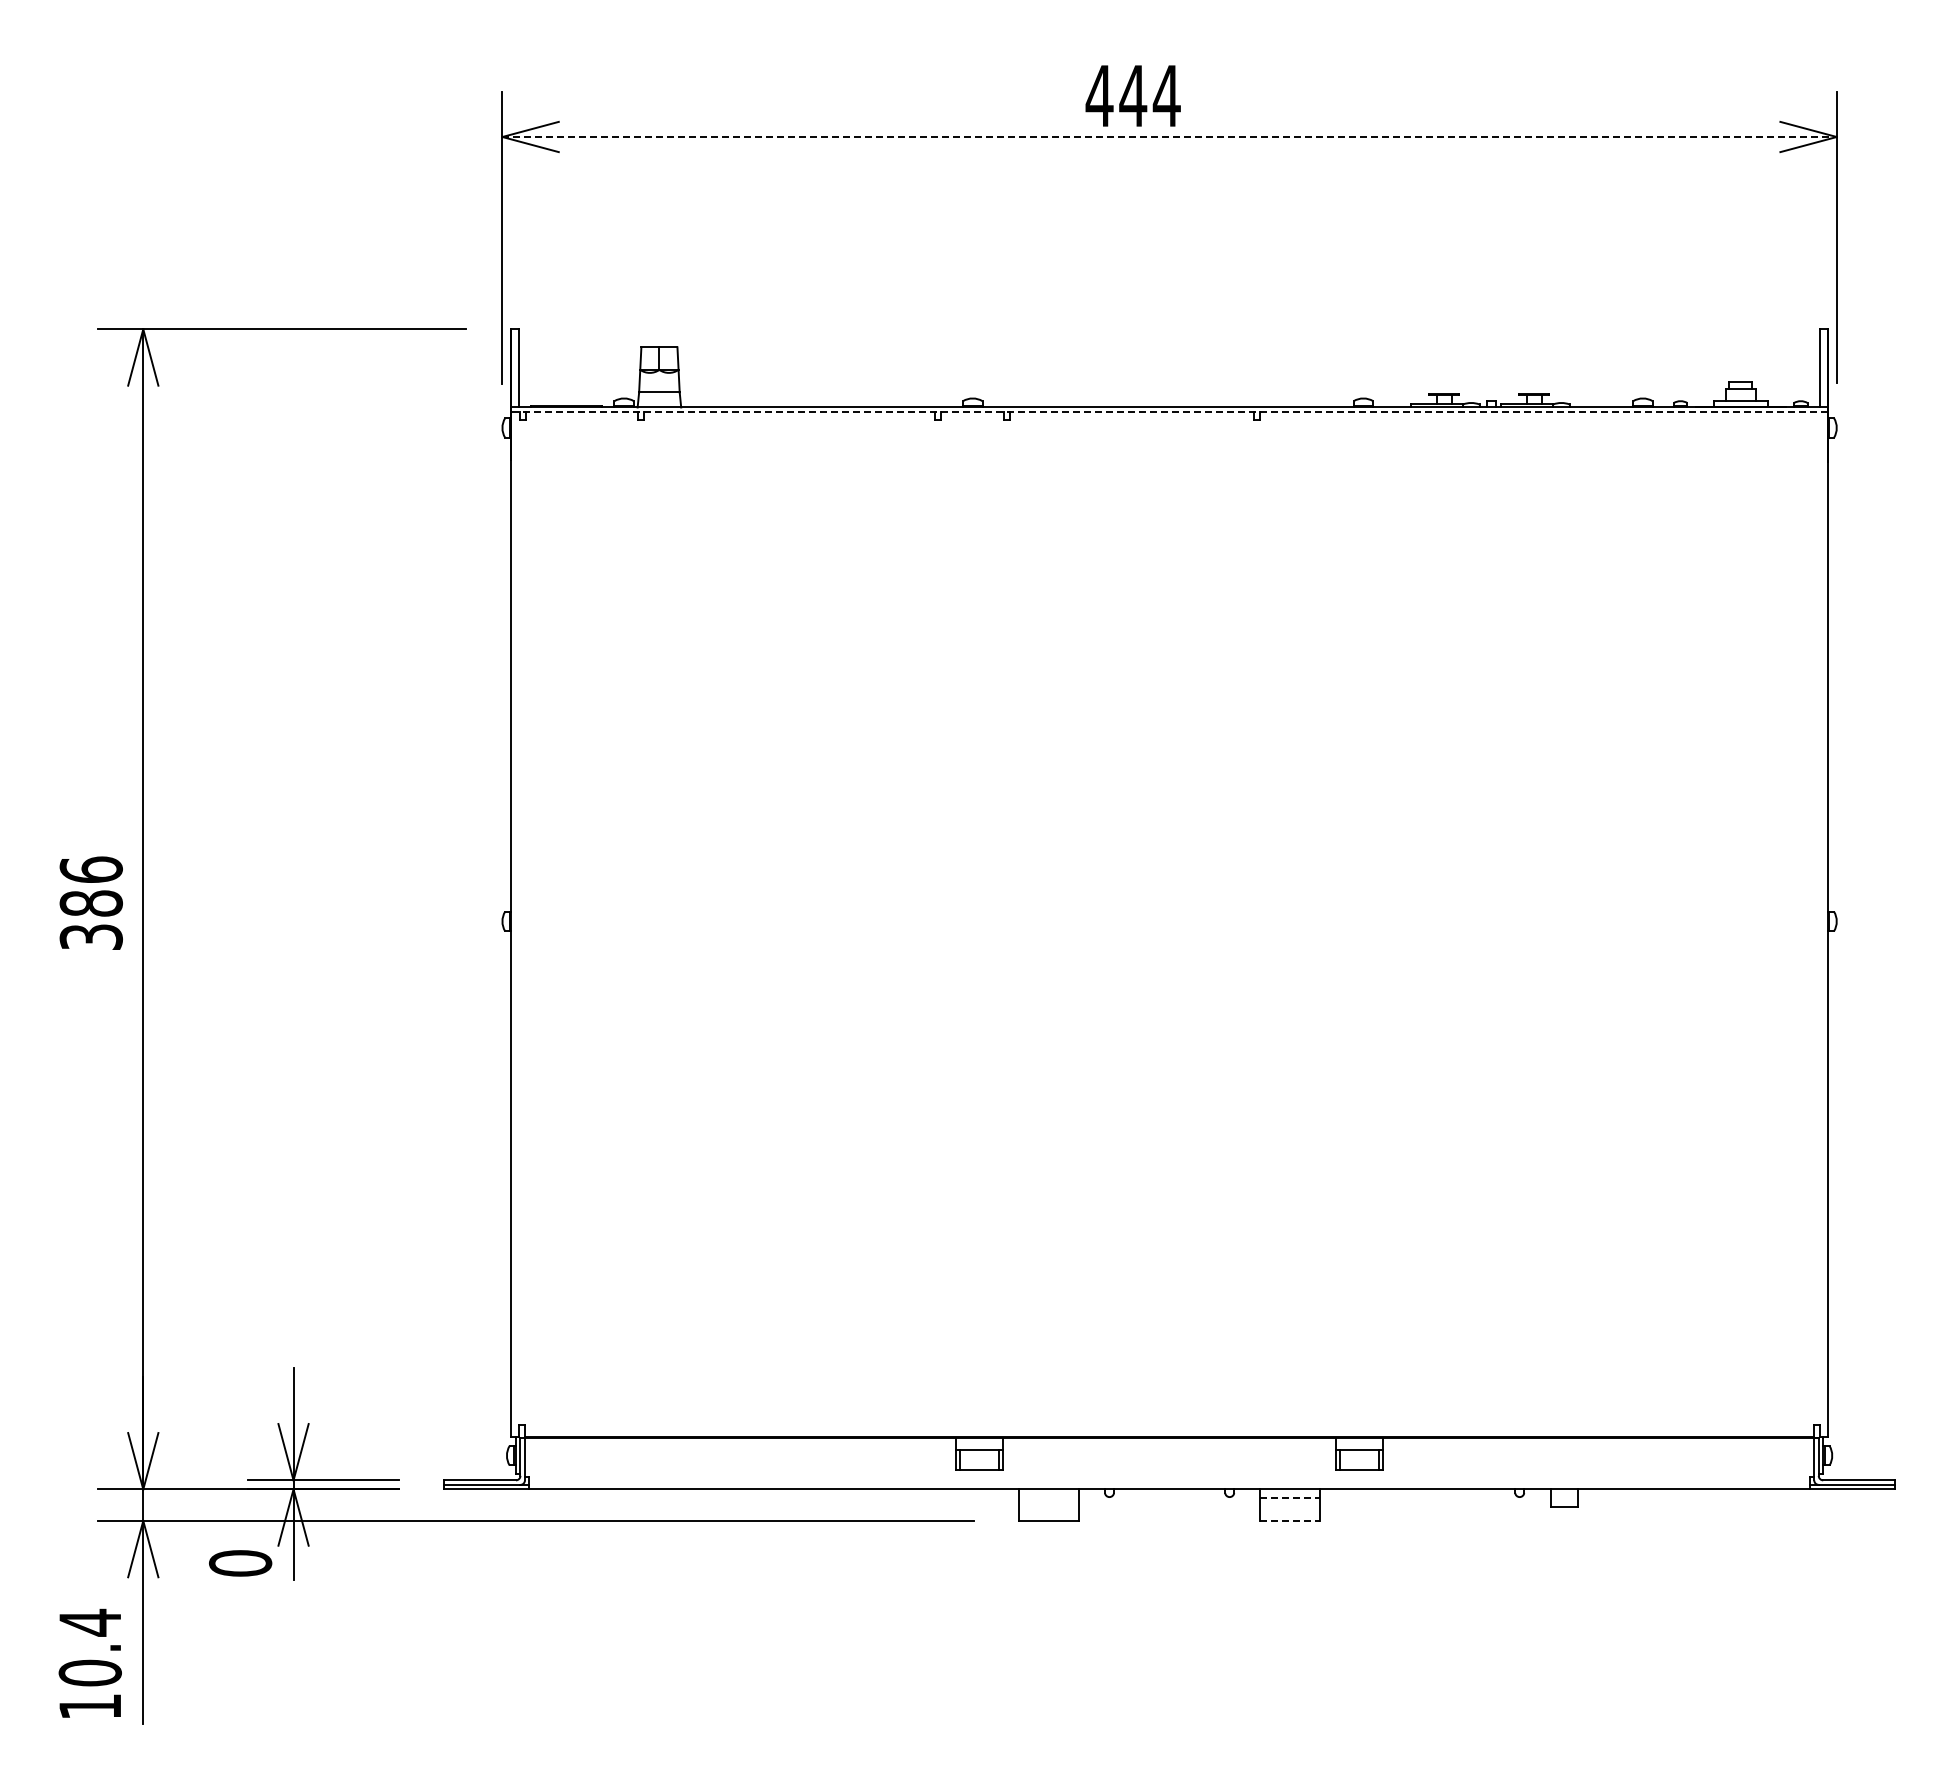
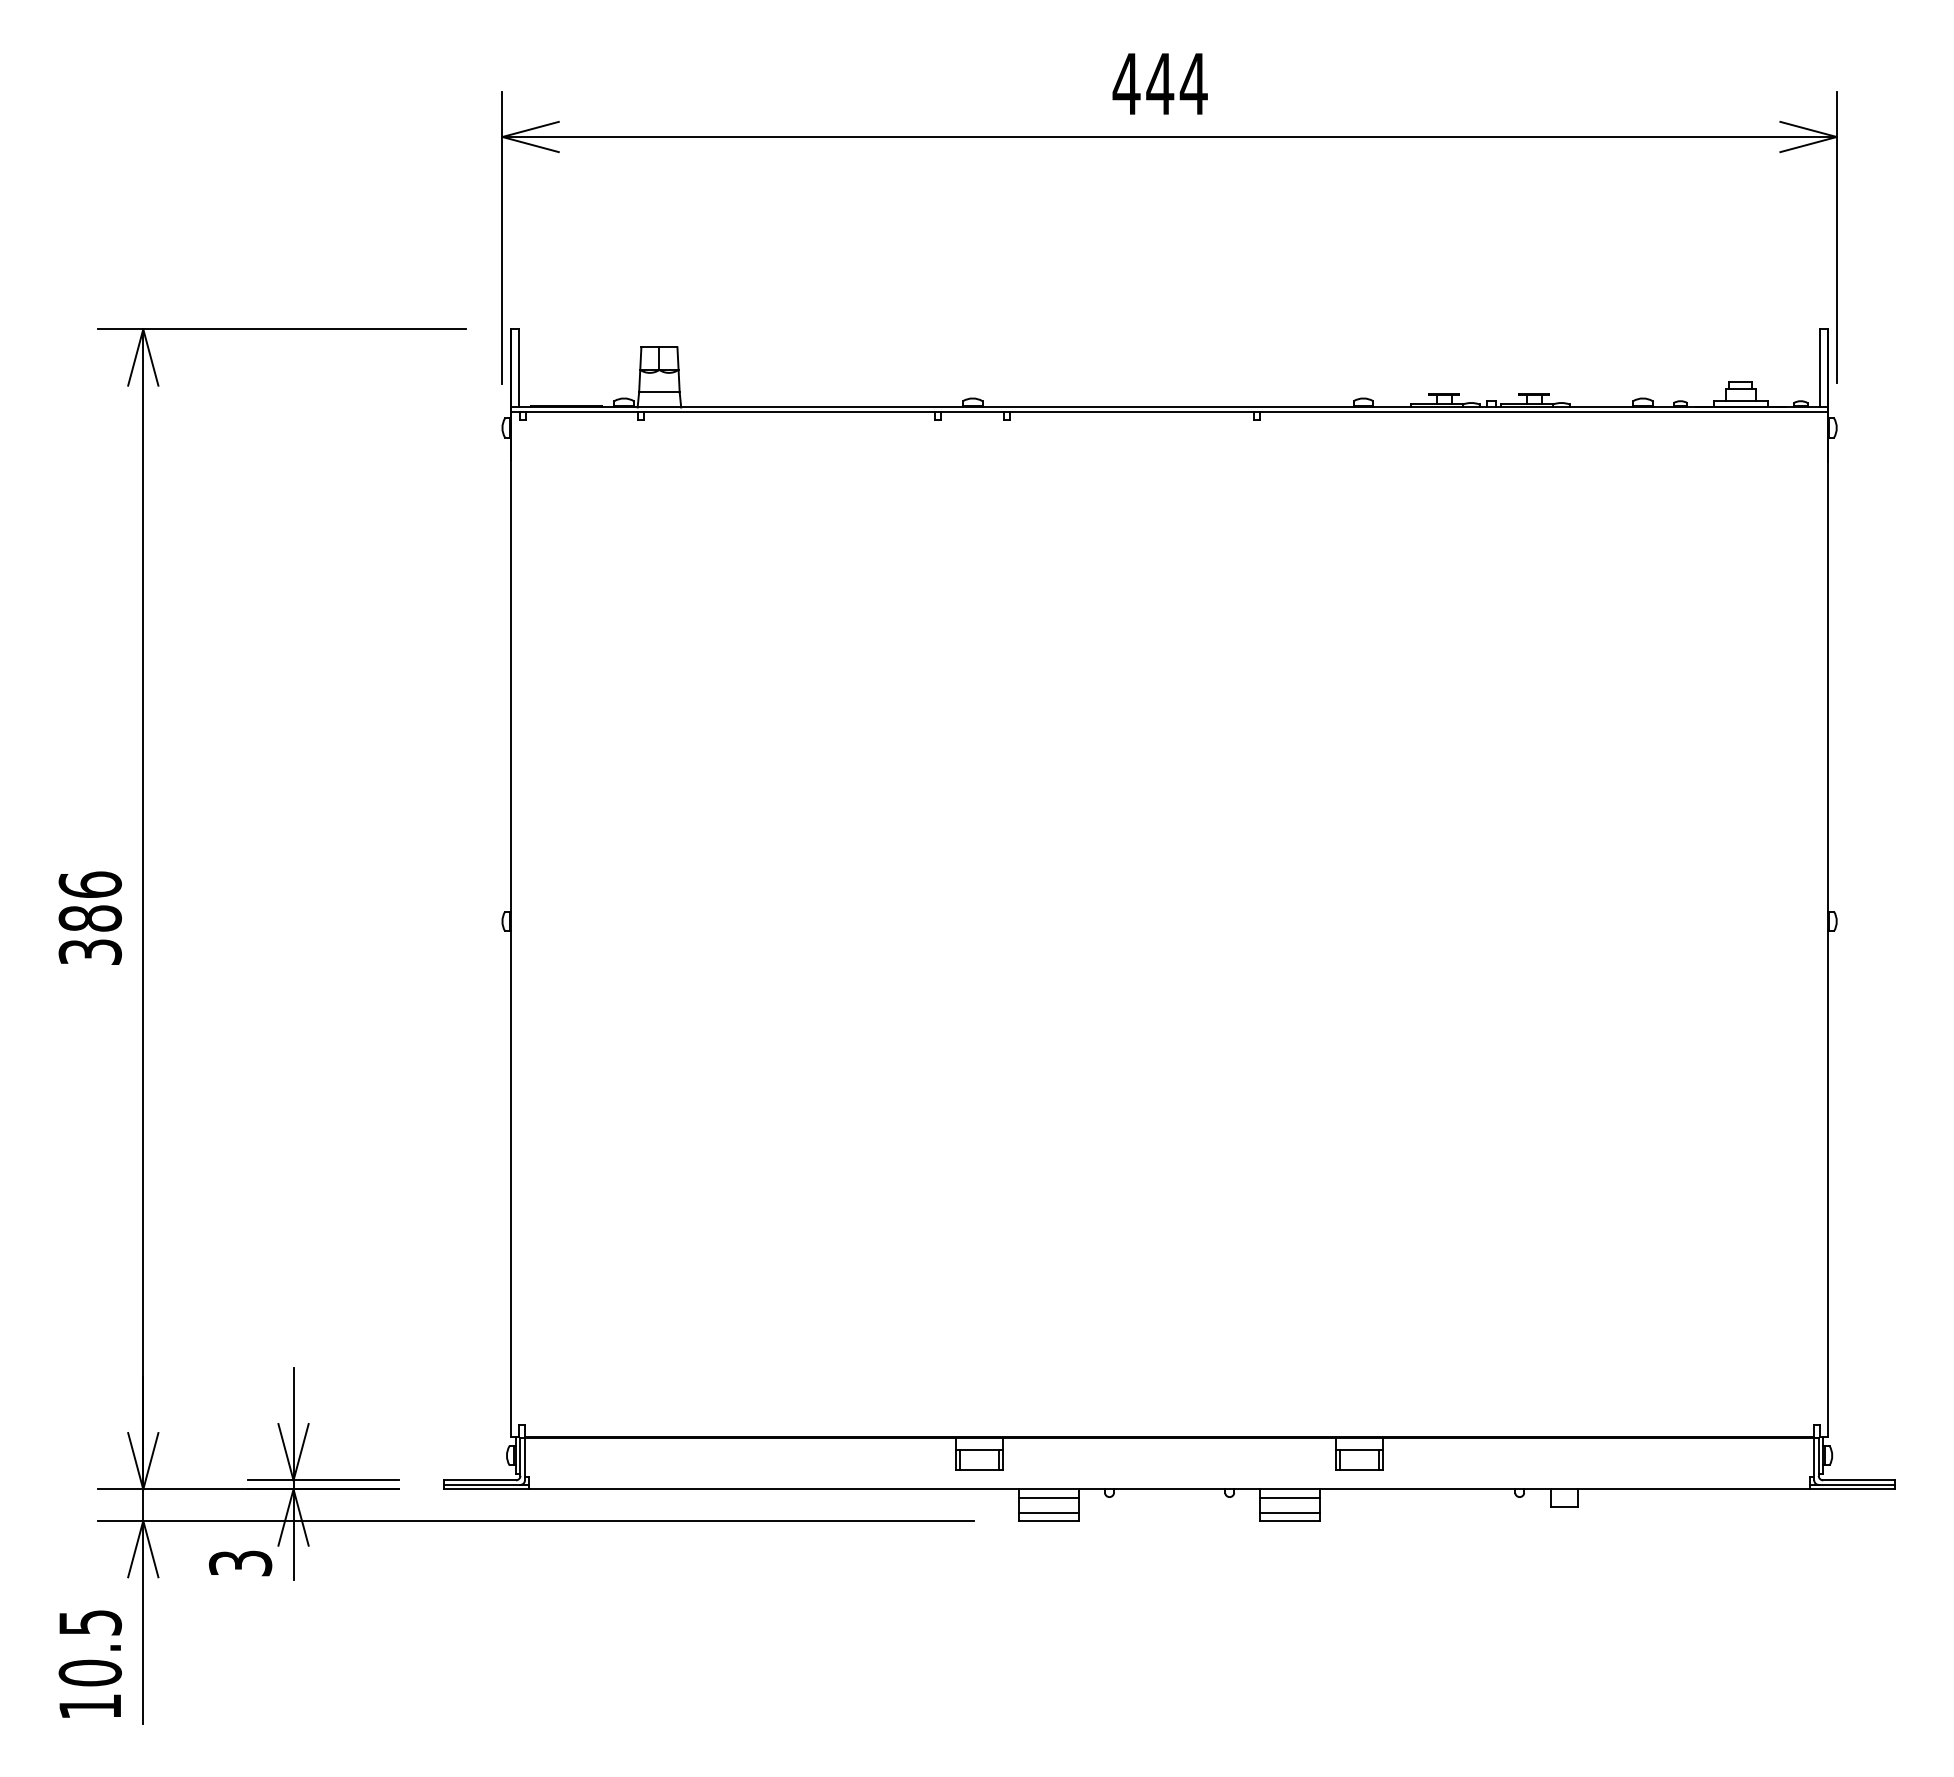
text position: (1132, 95) -> (1159, 83) (1159, 83)
line: dashed -> solid (1170, 137)
line: dashed -> solid (1169, 411)
text position: (90, 902) -> (89, 917) (89, 917)
line: none -> present (1049, 1498)
line: dashed -> solid (1290, 1498)
line: none -> present (1049, 1513)
line: none -> present (1289, 1513)
line: dashed -> solid (1290, 1520)
text: 0 -> 3 (240, 1563)
text: 10.4 -> 10.5 (90, 1622)
